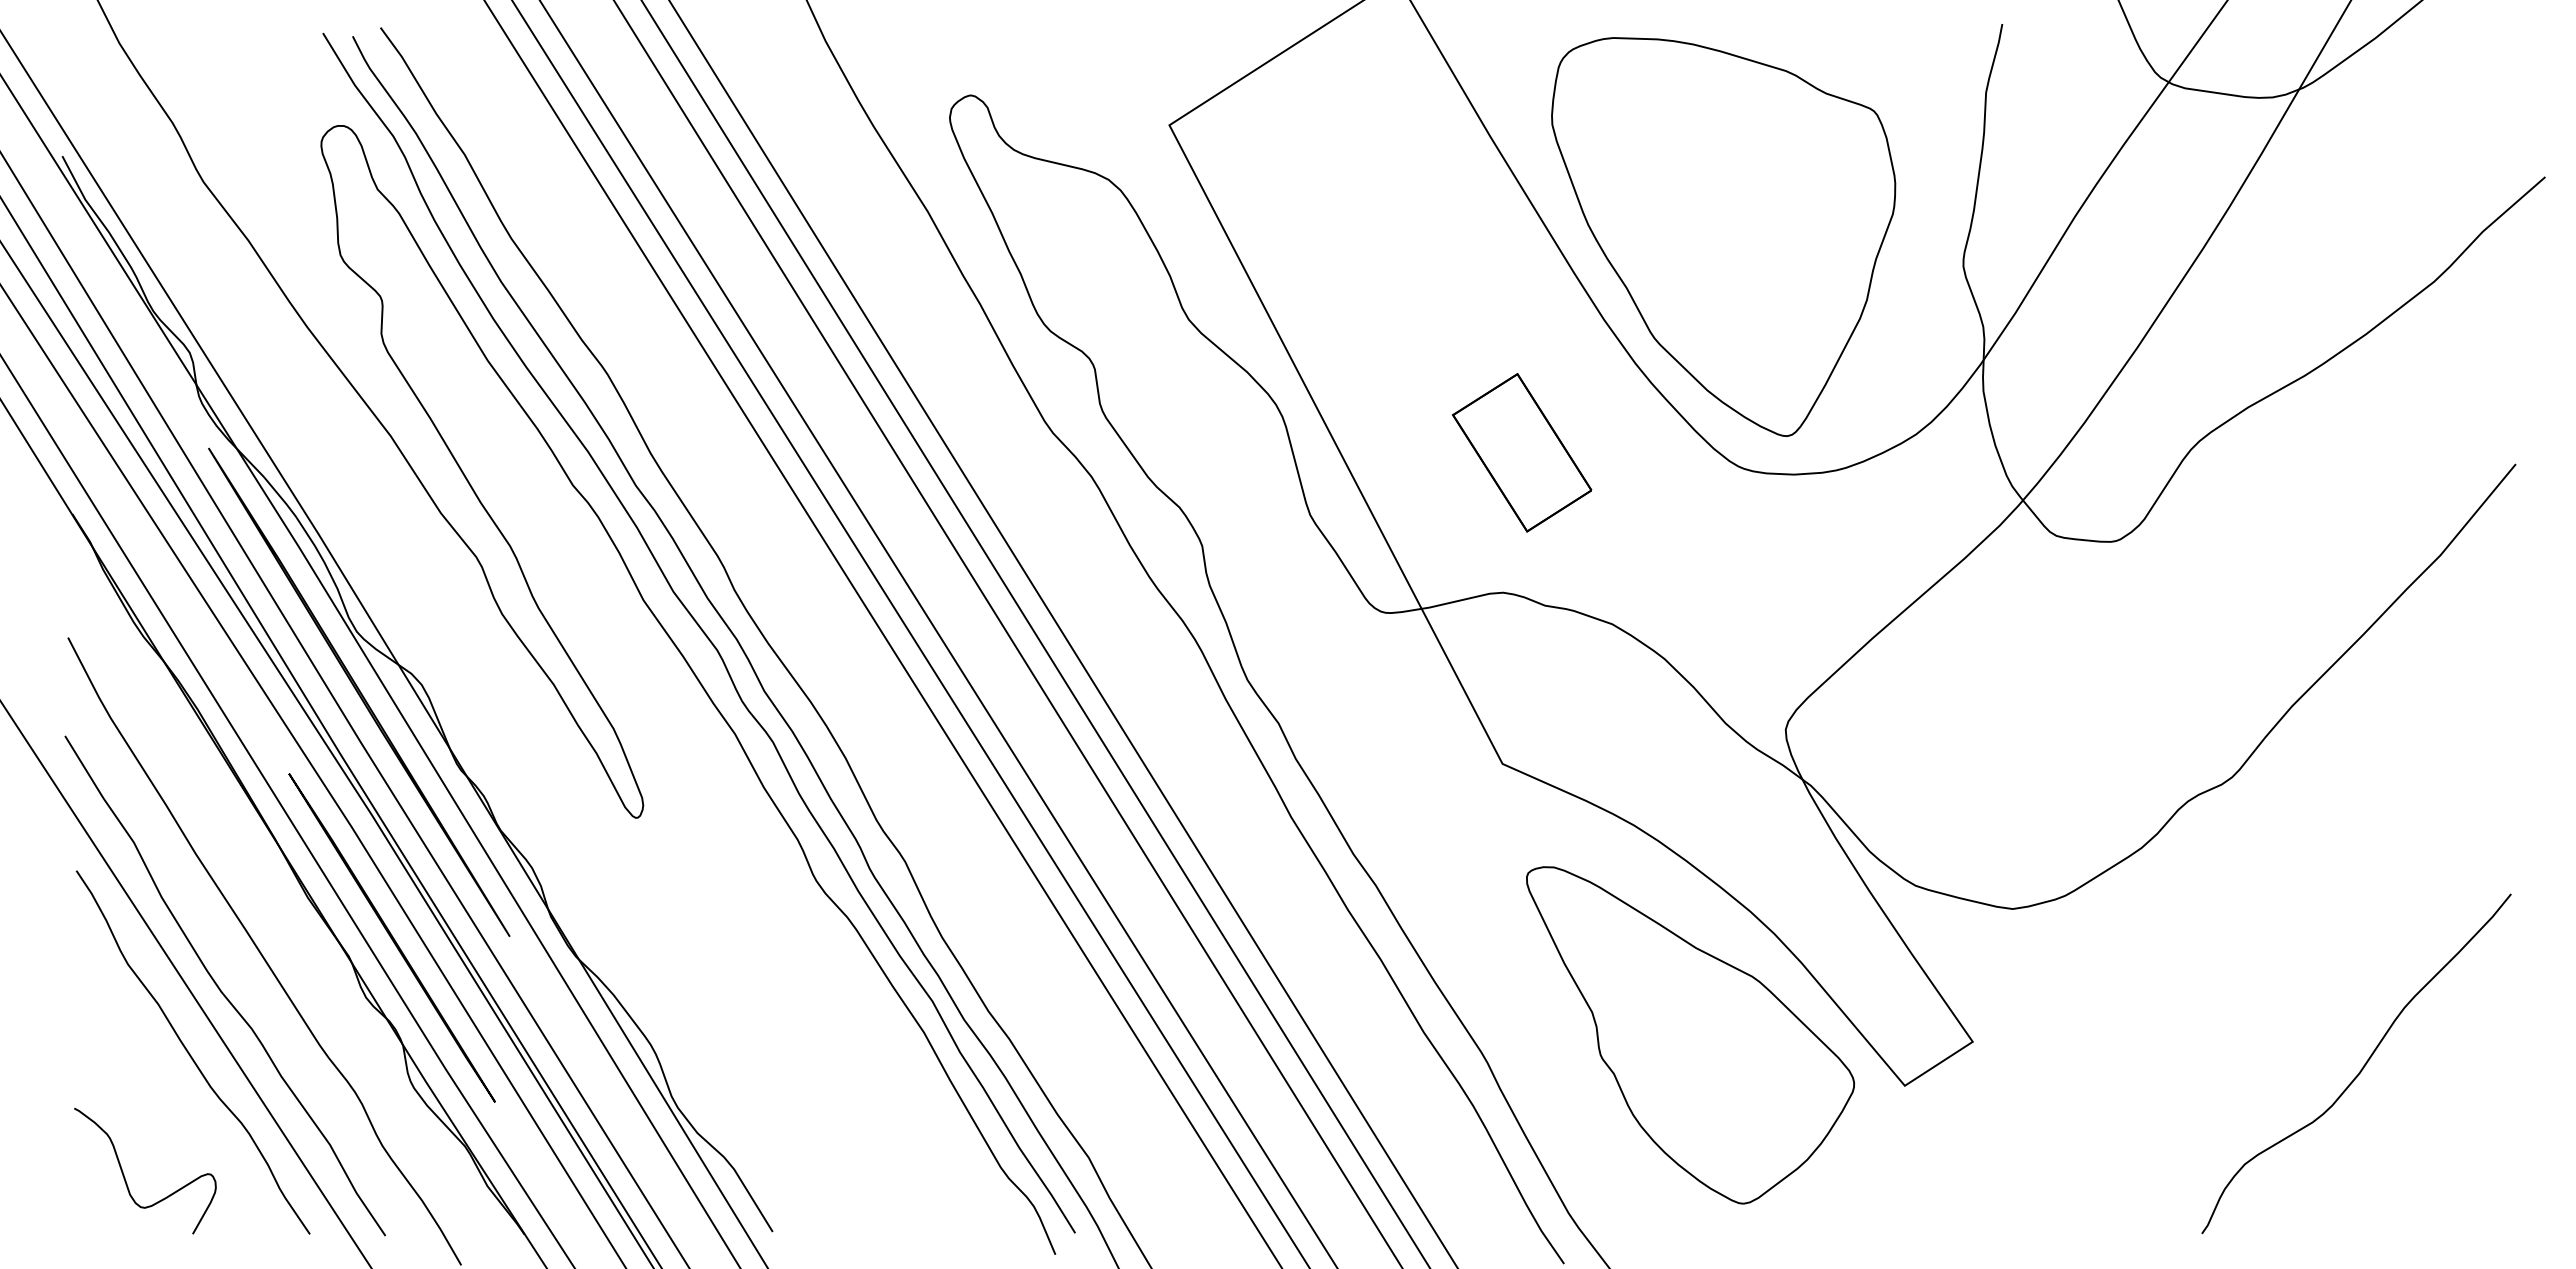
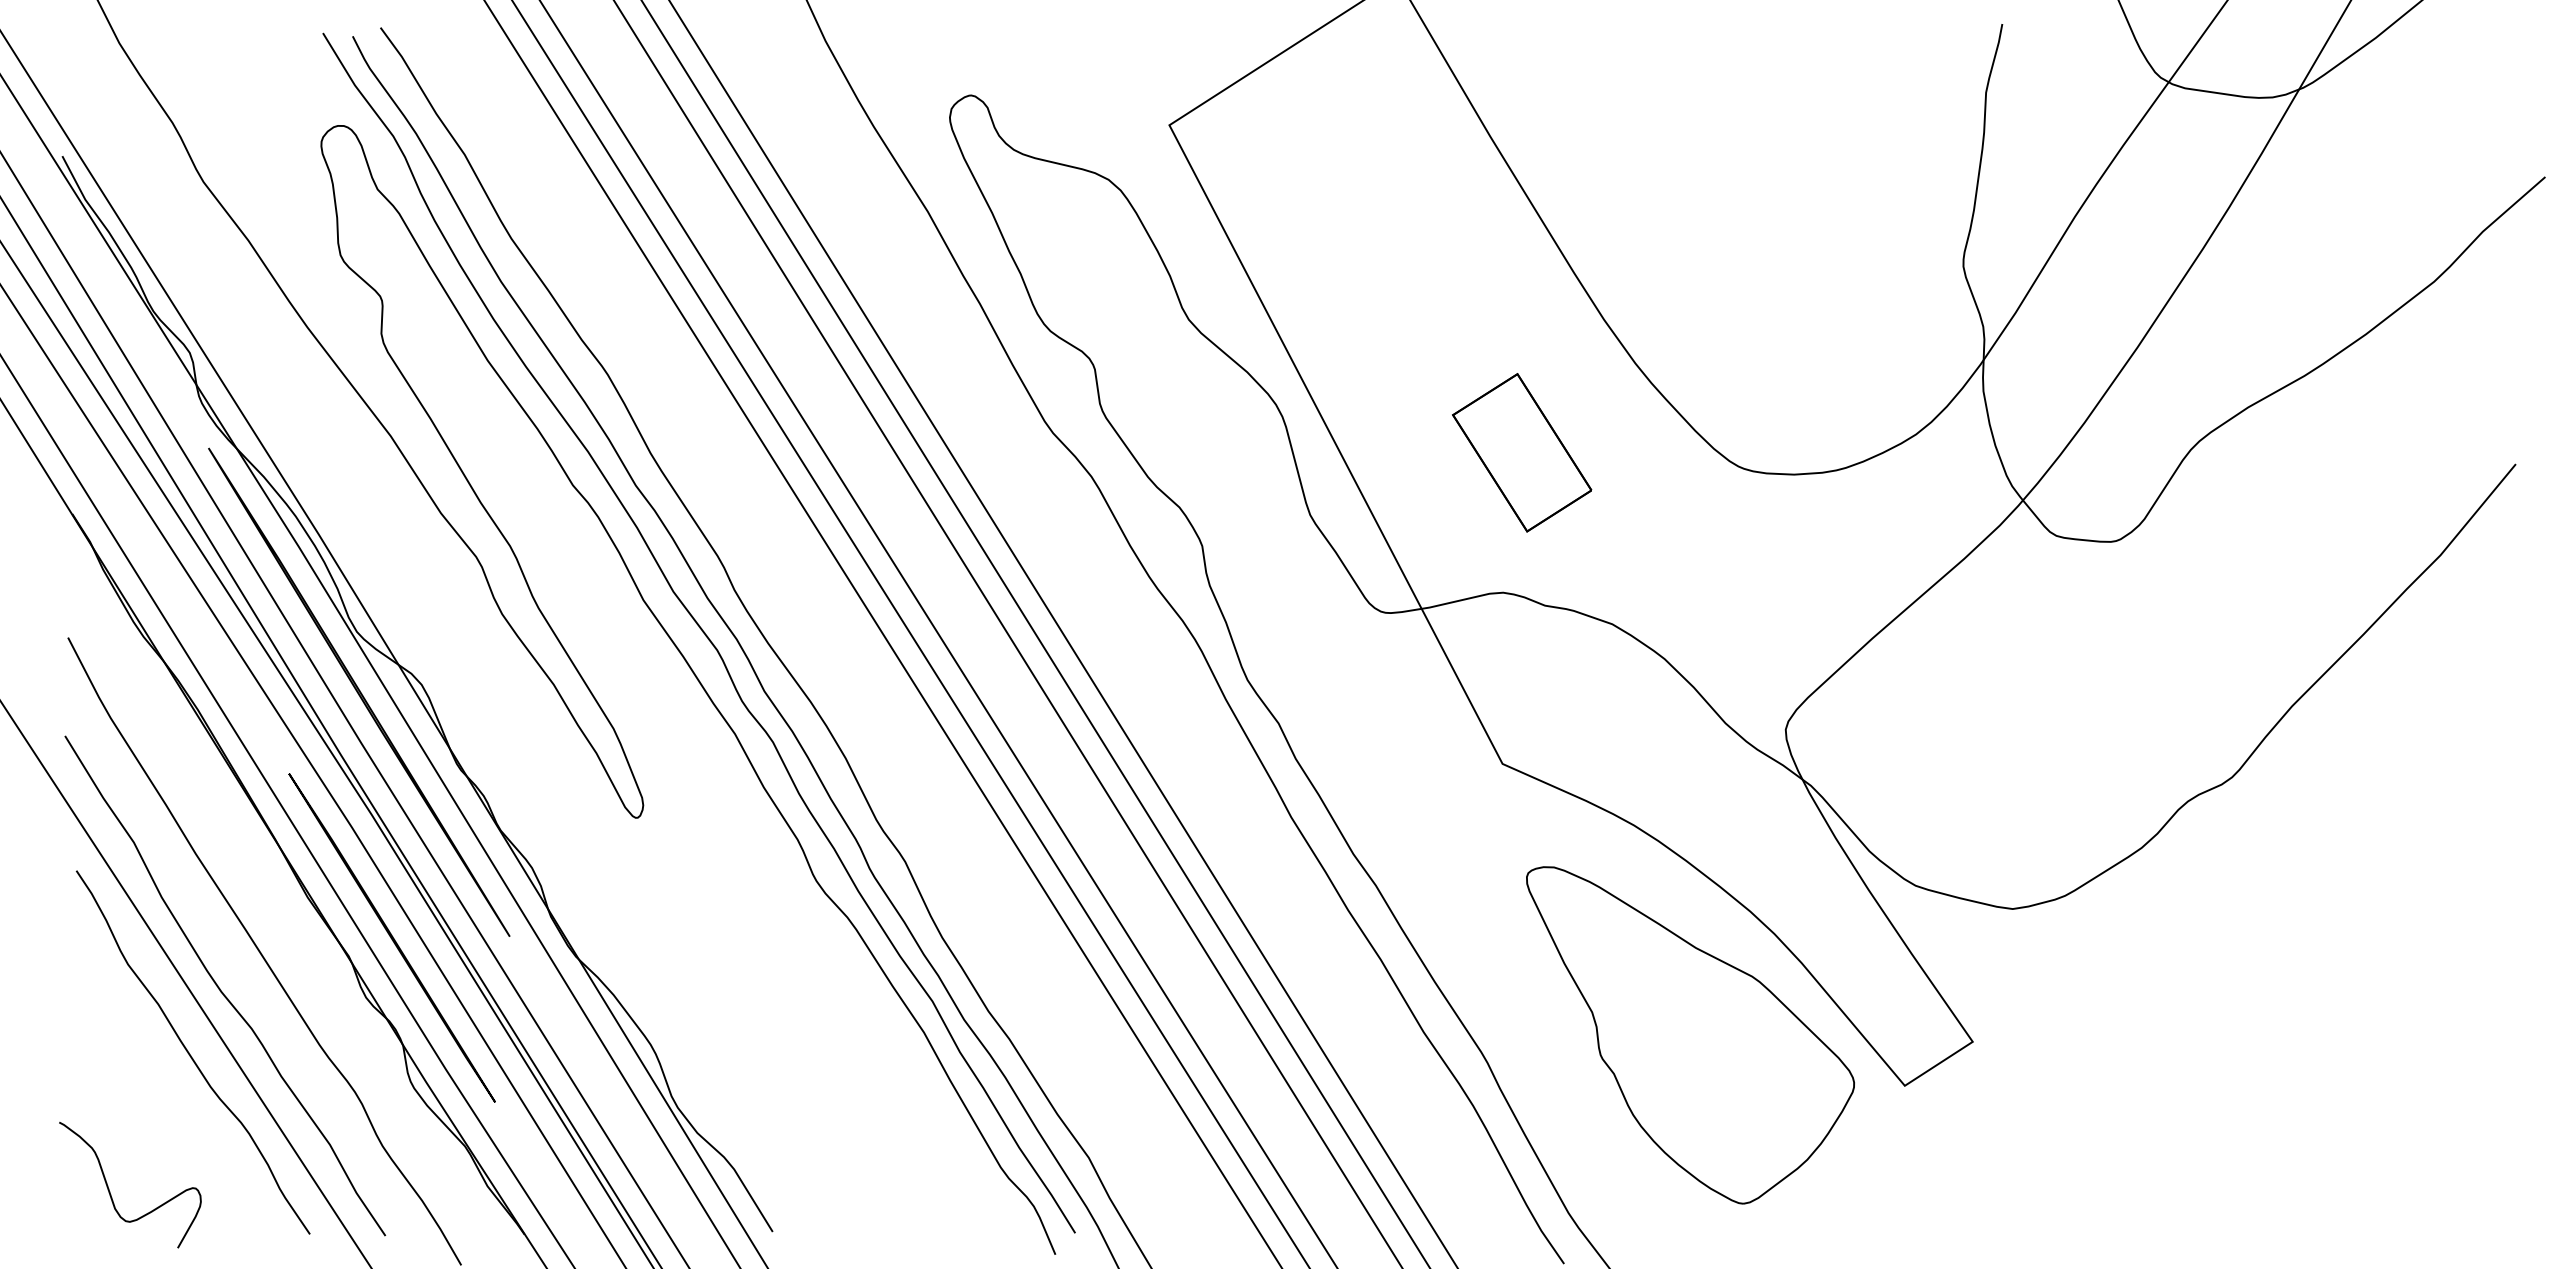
part: present -> none (1723, 236)
curve: present -> none (2361, 1068)
curve position: (125, 1177) -> (110, 1191) (110, 1191)
